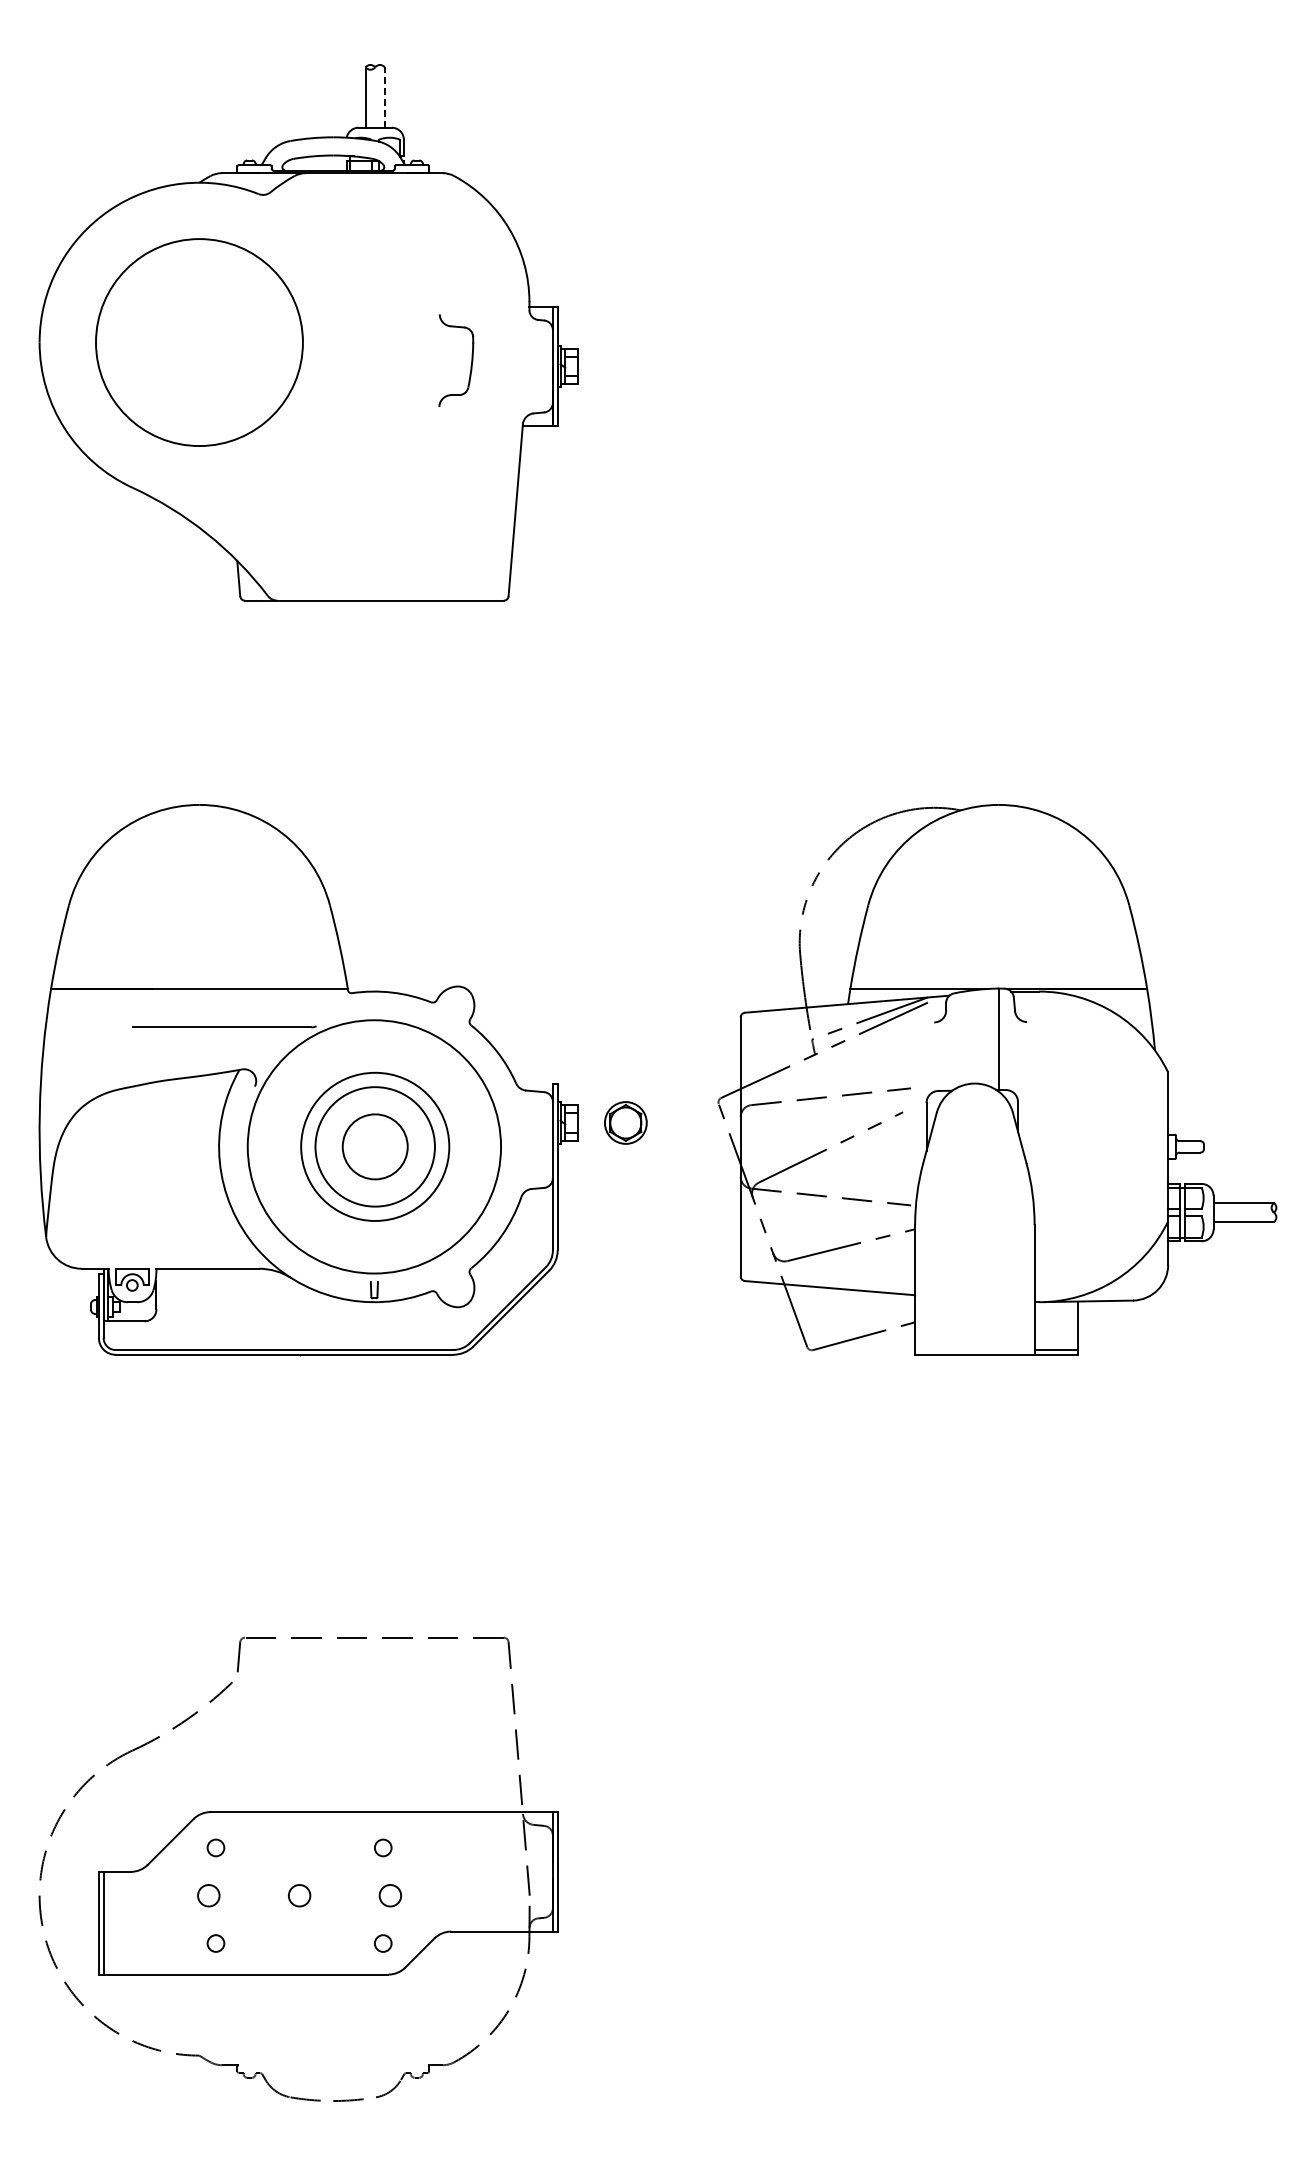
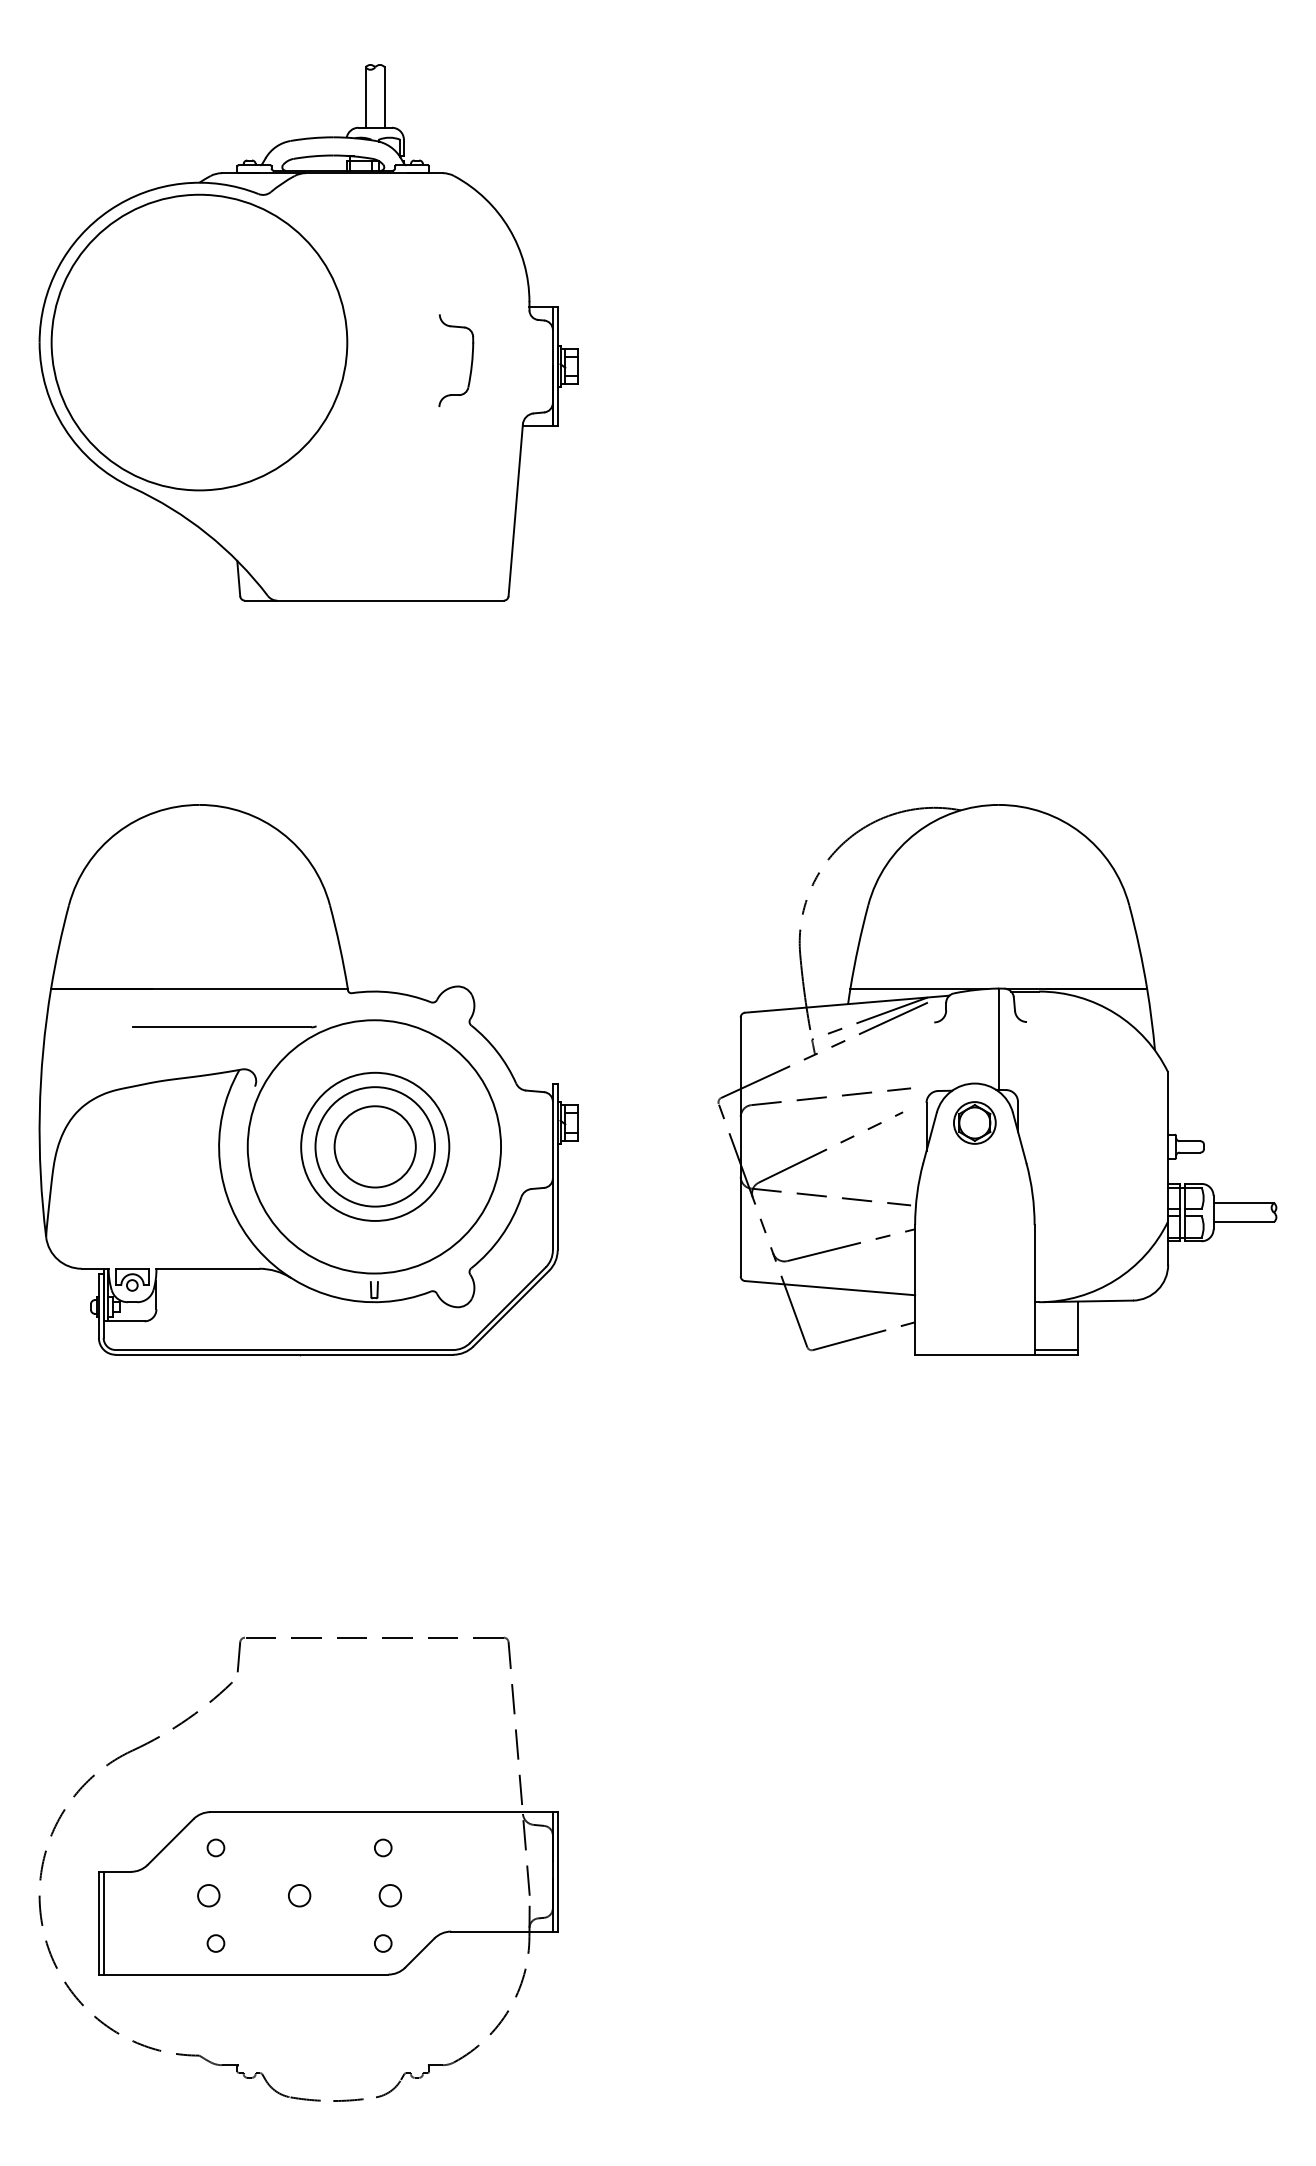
line: dashed -> solid (384, 97)
circle size: 209x209 px -> 299x299 px (199, 342)
part position: (625, 1122) -> (974, 1122) (974, 1122)
circle diameter: 65 px -> 81 px (374, 1146)
